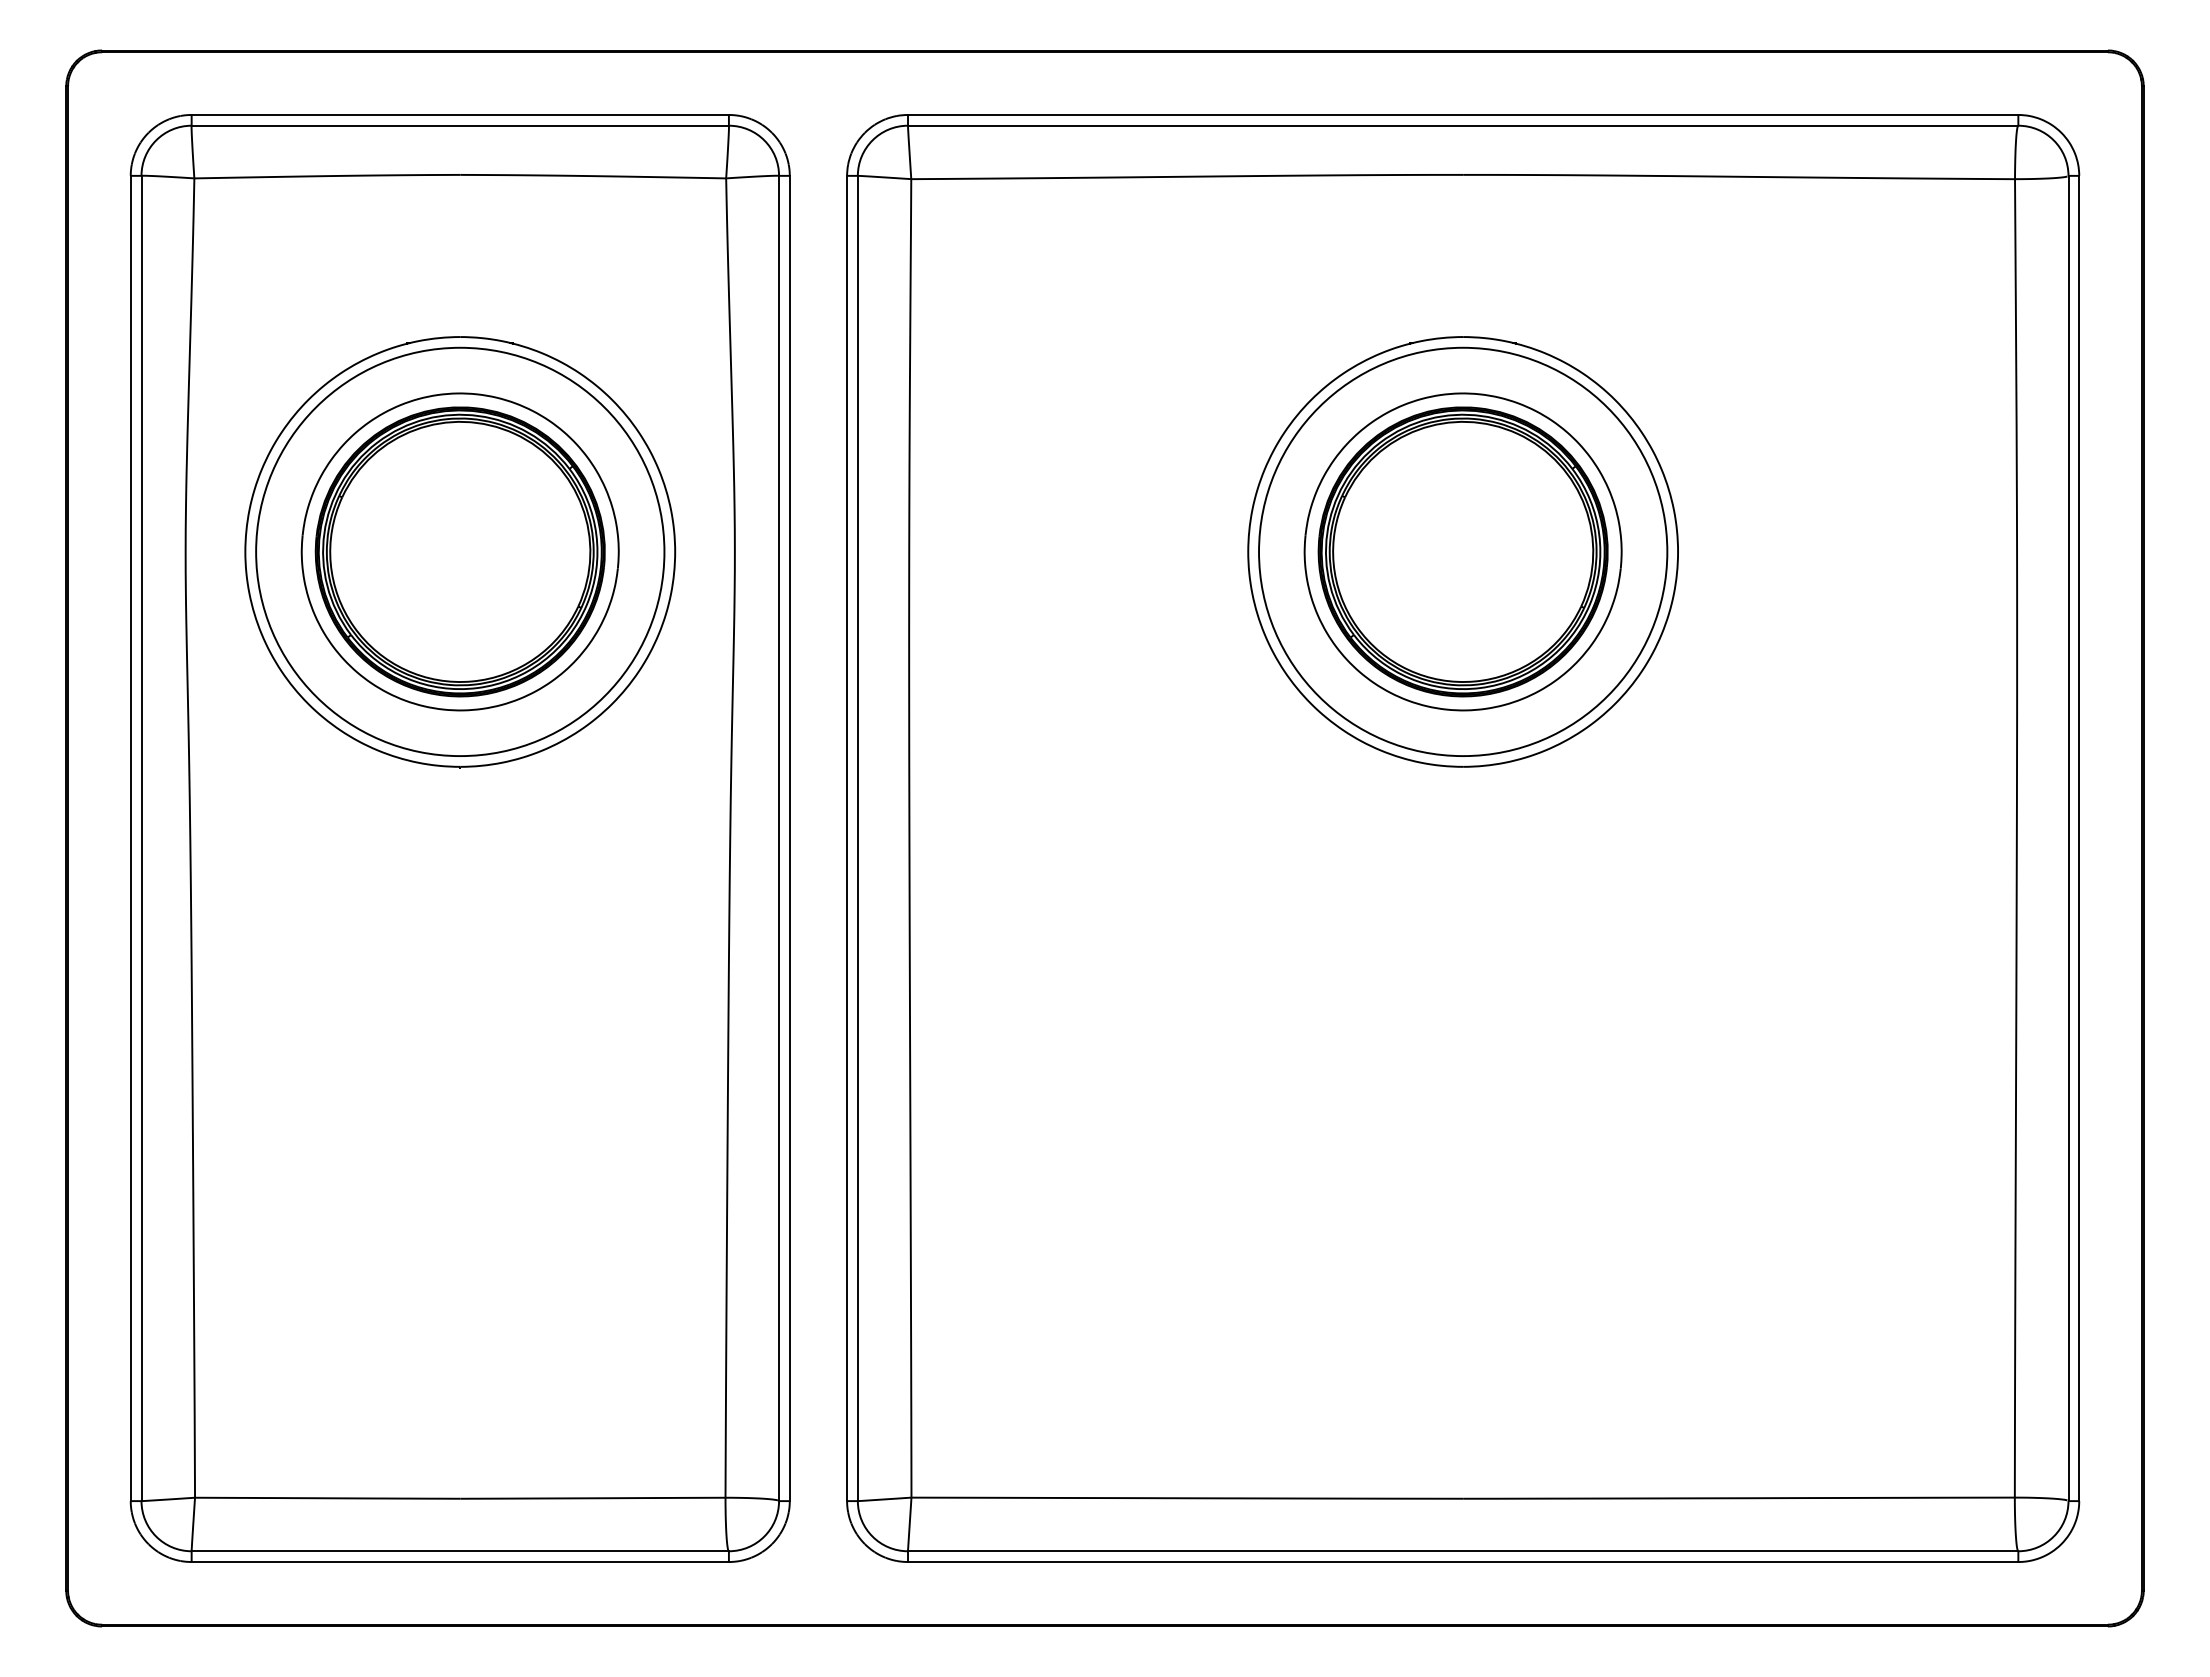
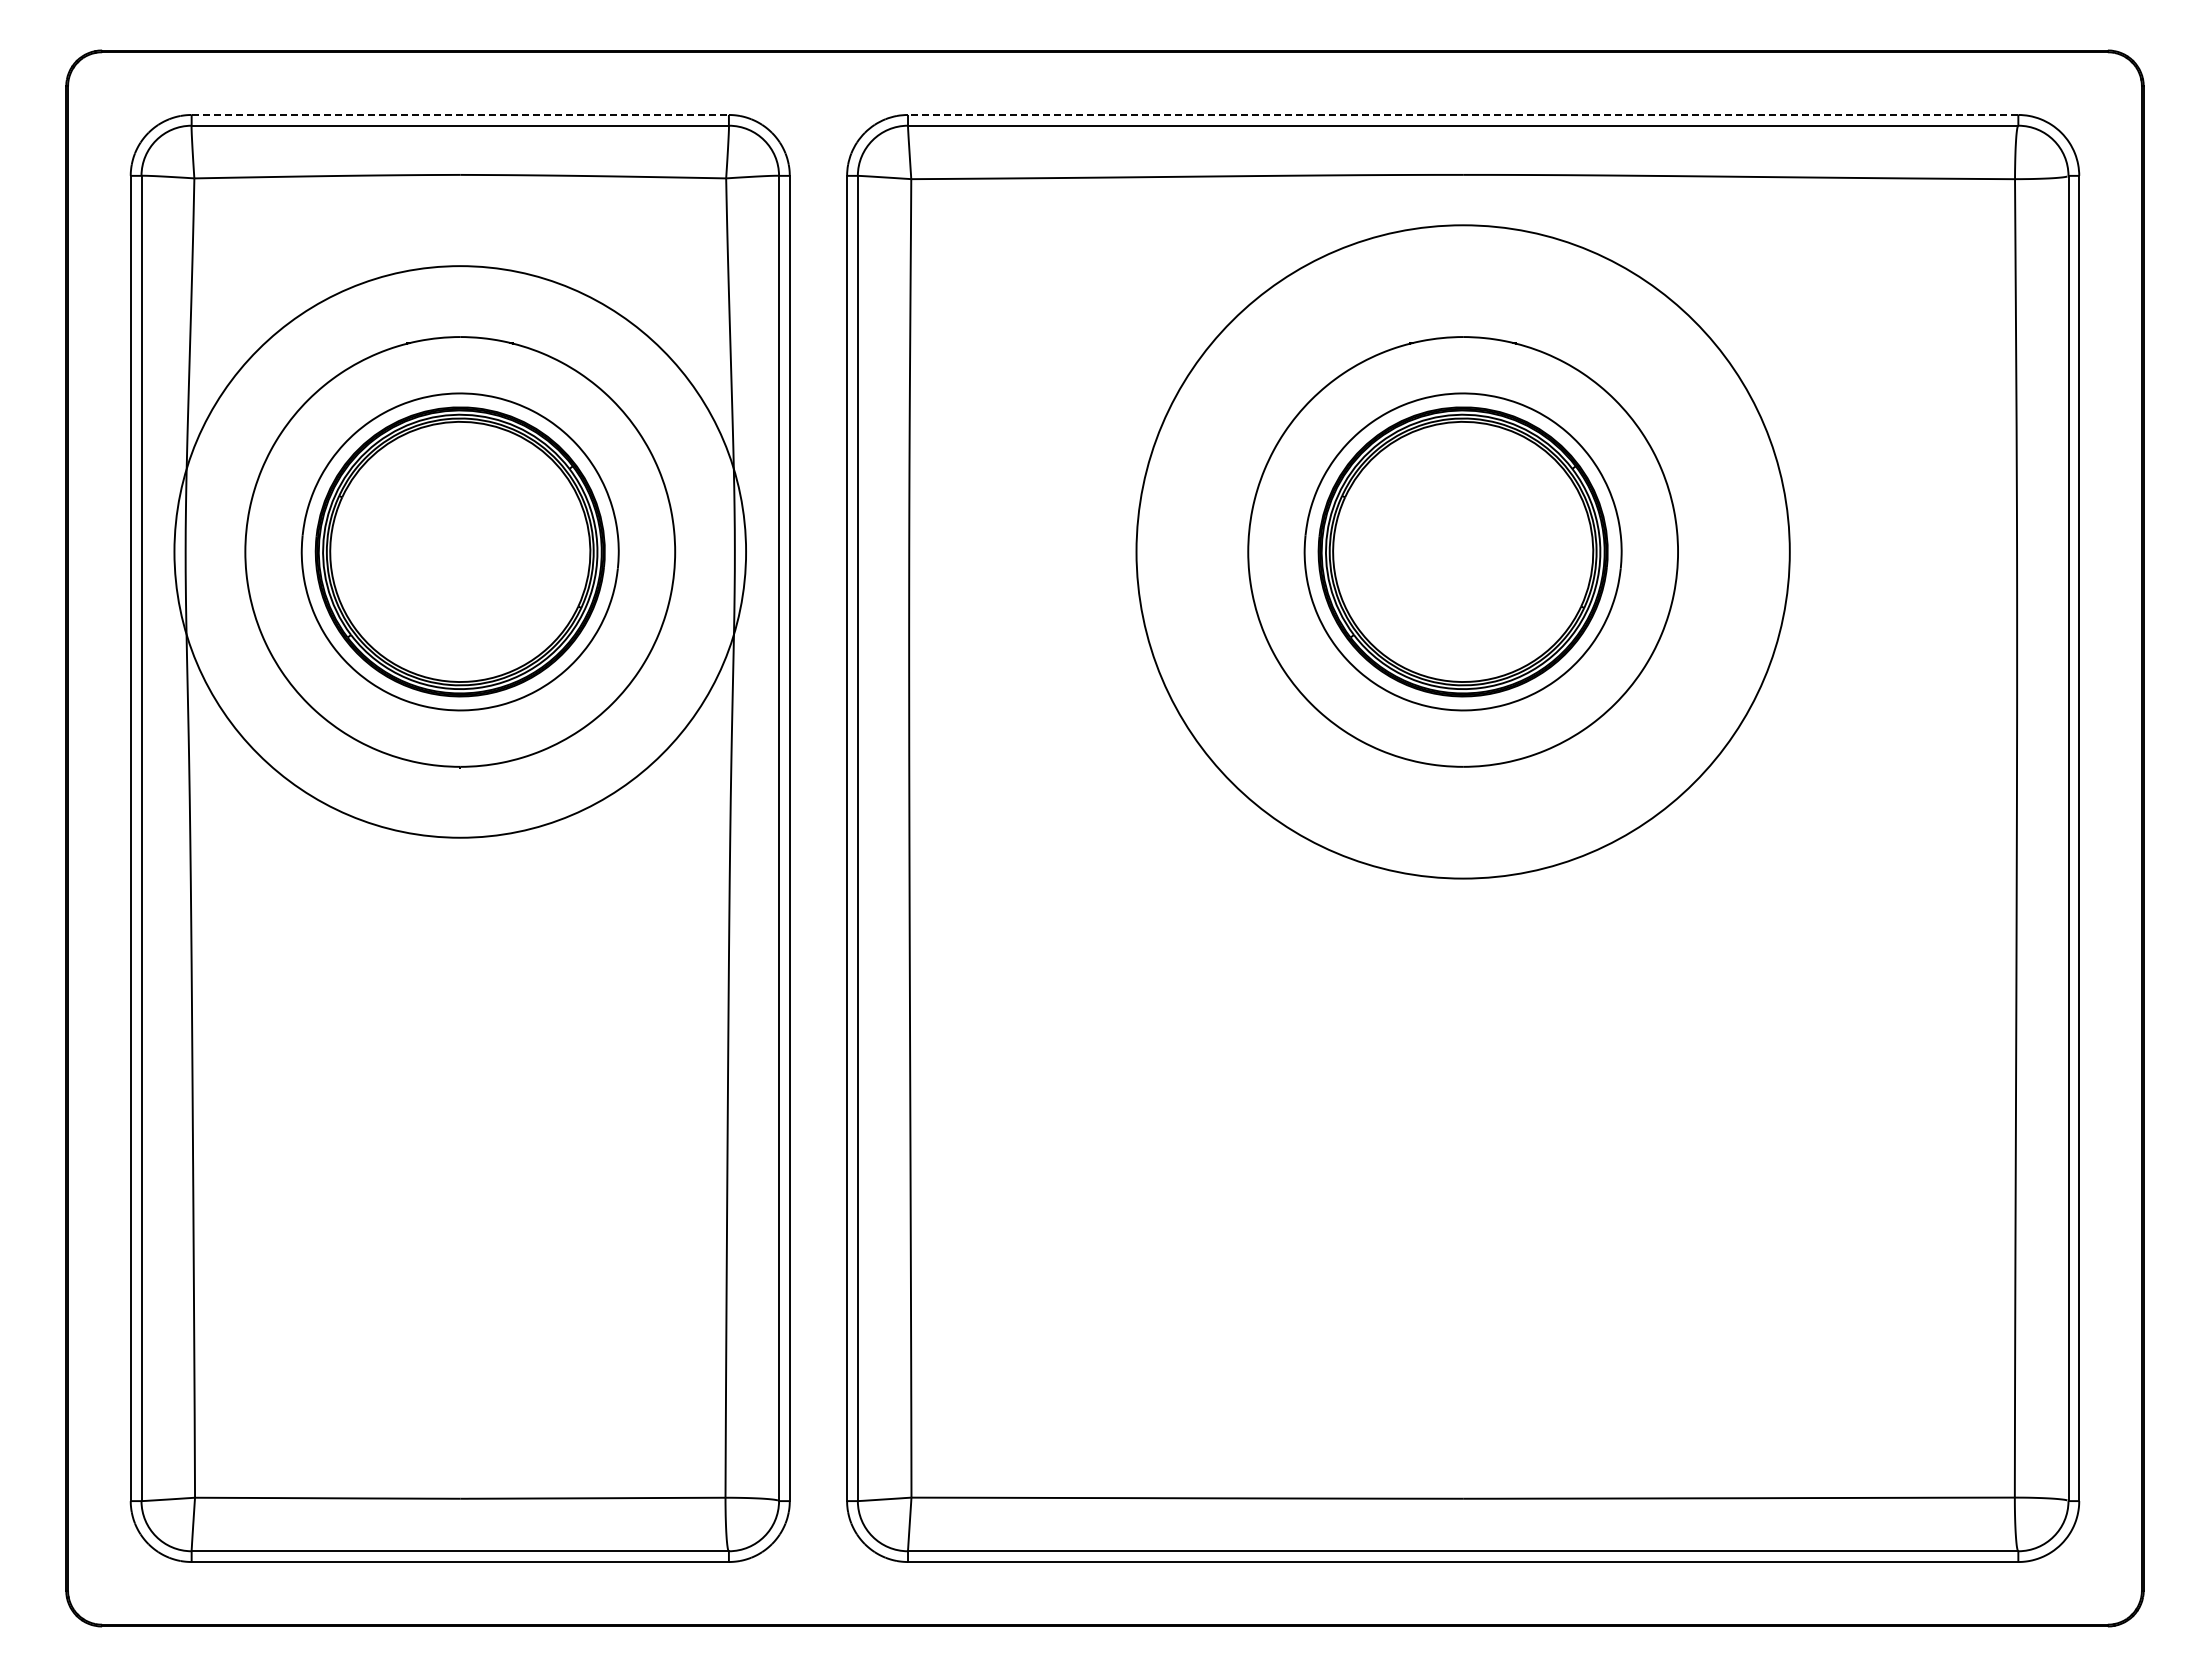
line: solid -> dashed (460, 114)
line: solid -> dashed (1462, 114)
circle diameter: 408 px -> 572 px (460, 551)
circle diameter: 408 px -> 653 px (1462, 551)
